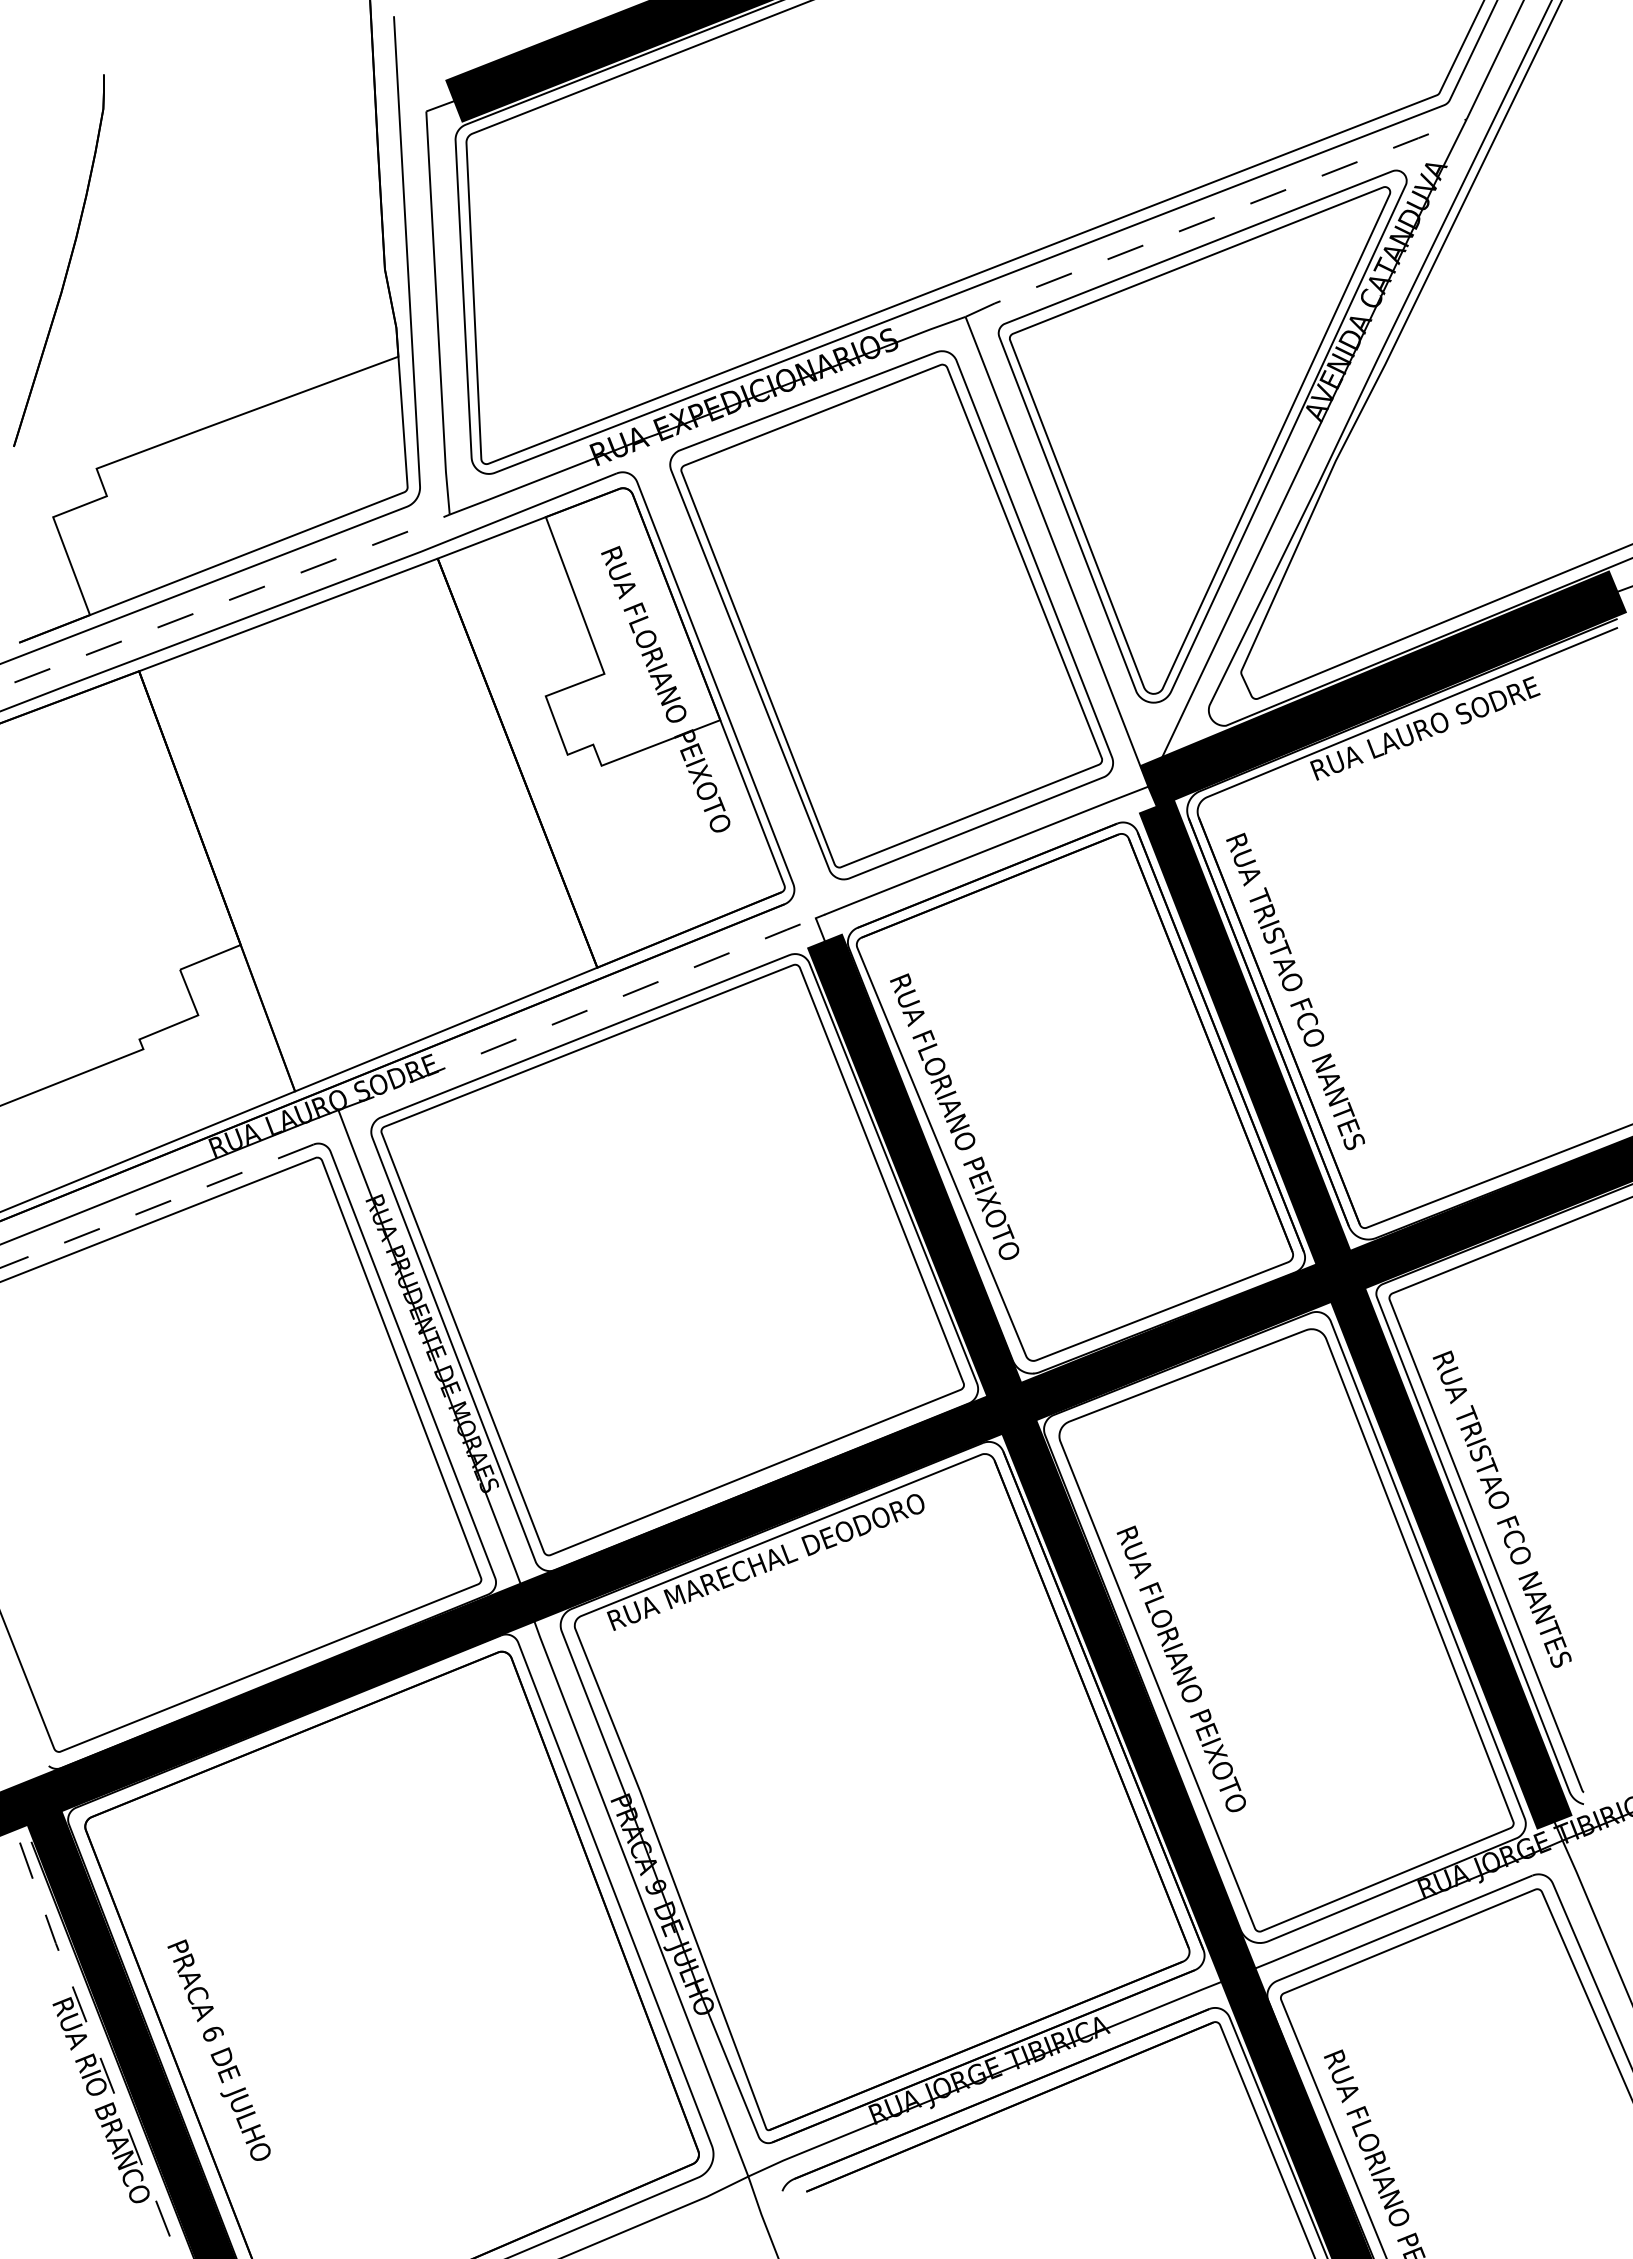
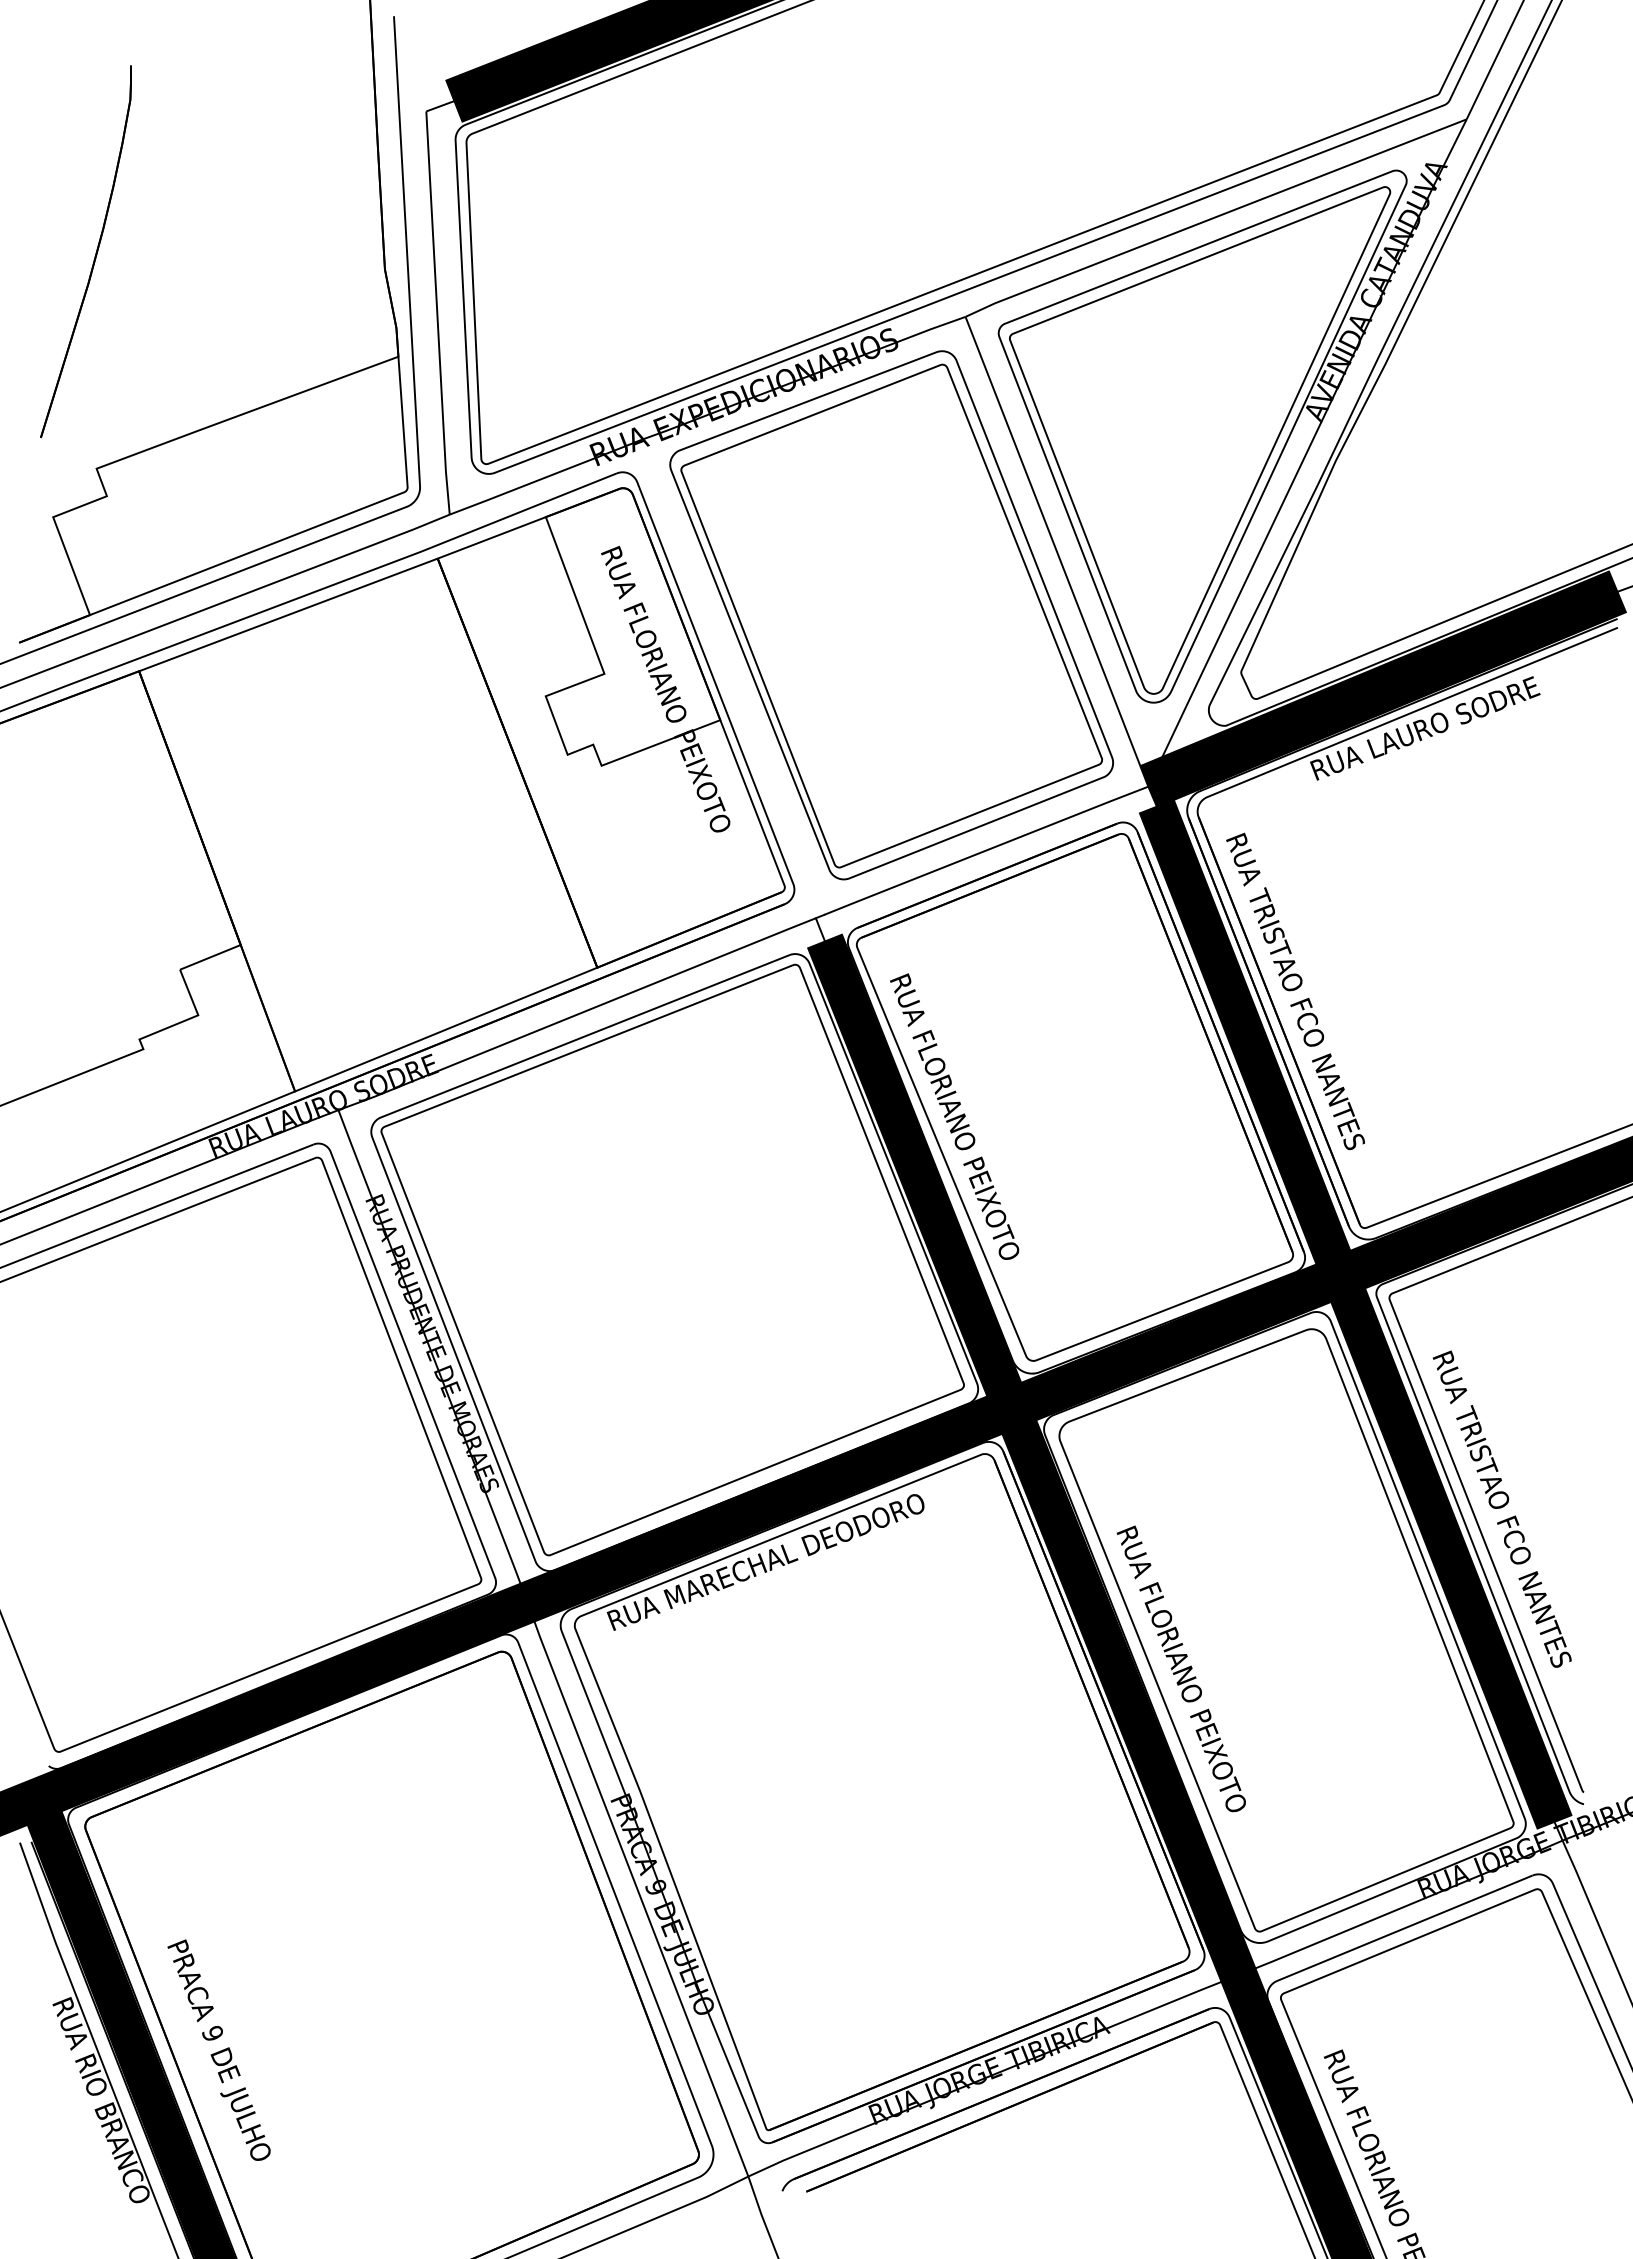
line: dashed -> solid (1215, 217)
part position: (68, 261) -> (95, 252) (95, 252)
line: dashed -> solid (226, 601)
line: dashed -> solid (577, 1014)
line: dashed -> solid (156, 1206)
text: 6 -> 9 (212, 2033)
line: dashed -> solid (97, 2050)
